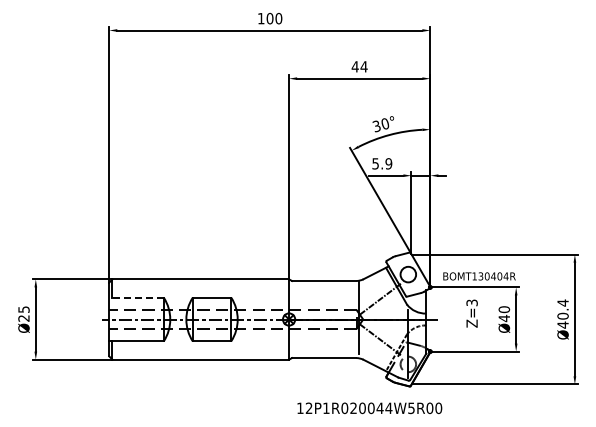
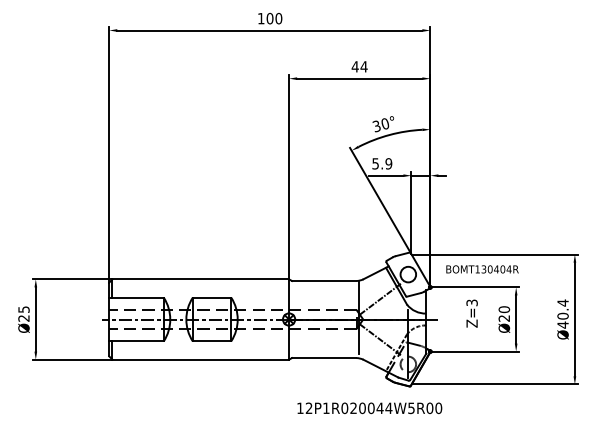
text position: (479, 276) -> (482, 269) (482, 269)
line: dashed -> solid (136, 297)
text: Ø40 -> Ø20 (503, 318)
